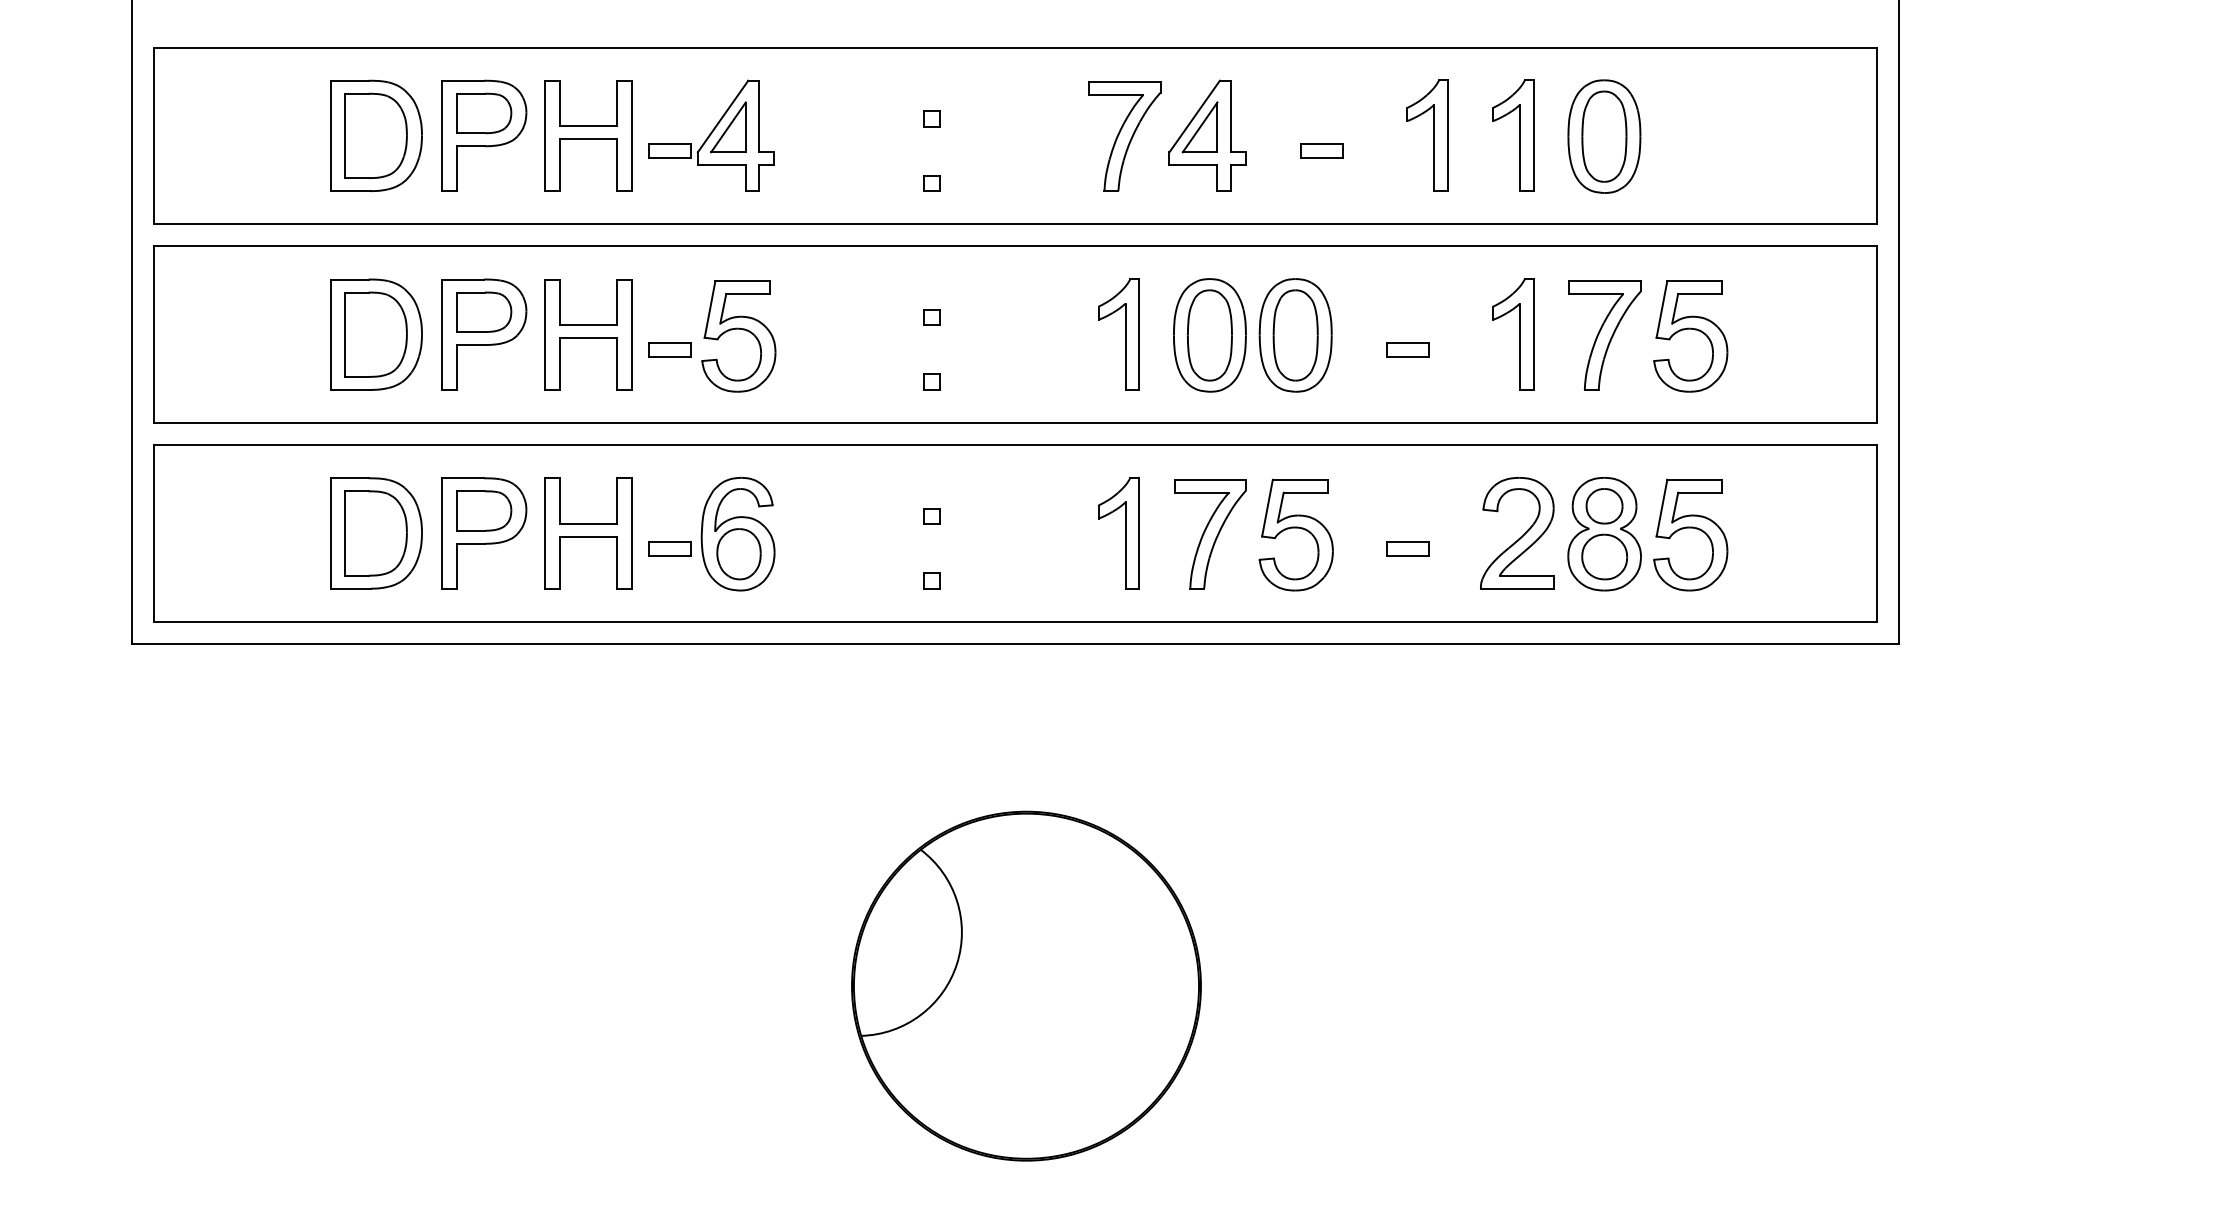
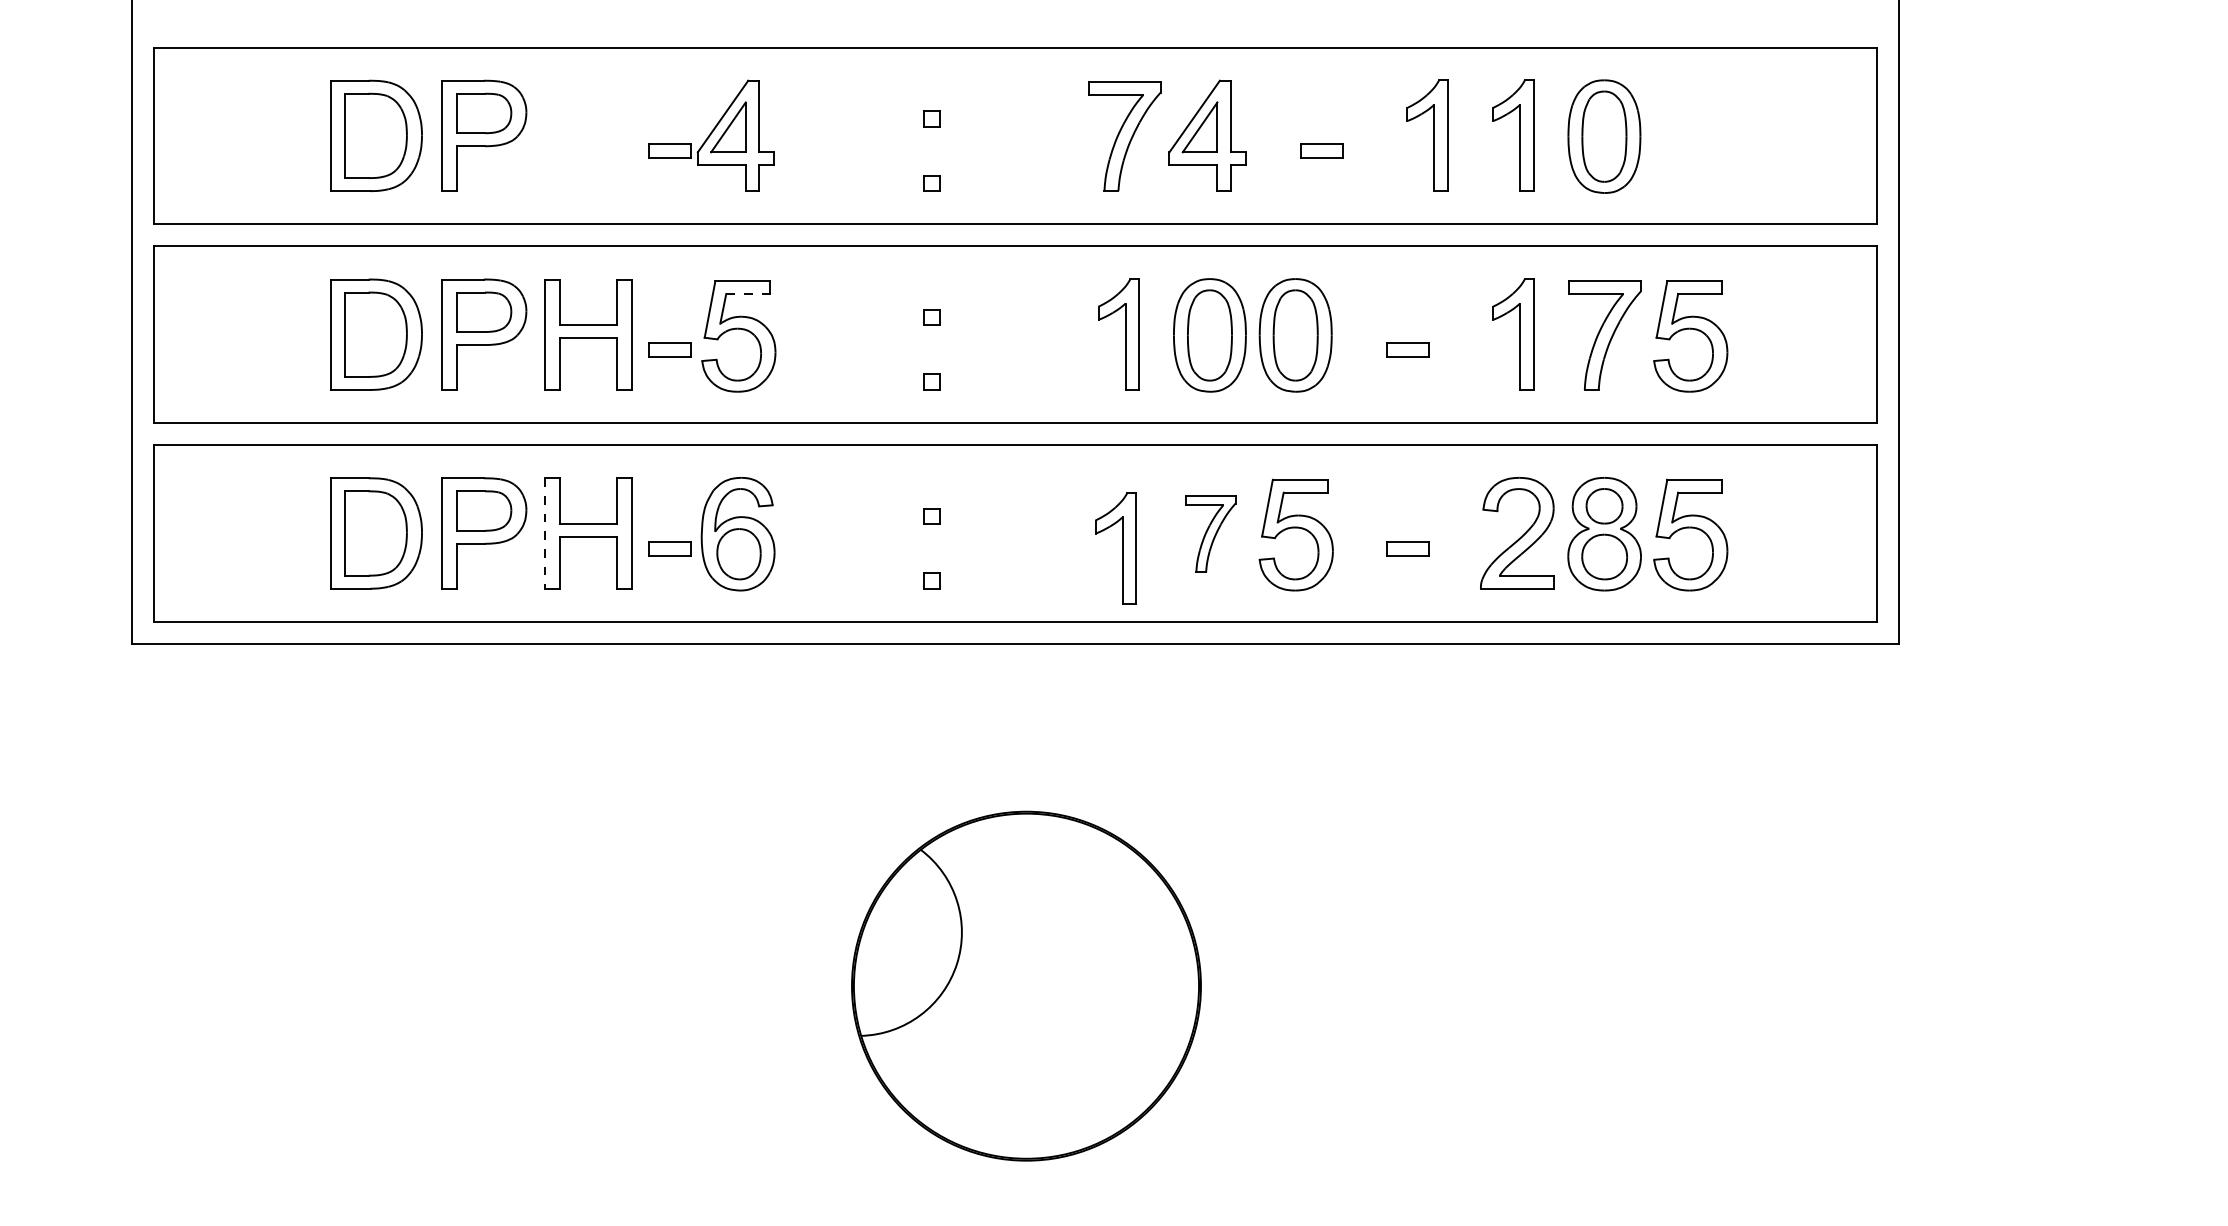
part: present -> none (588, 135)
line: solid -> dashed (748, 293)
part position: (1125, 533) -> (1122, 548) (1122, 548)
line: solid -> dashed (545, 534)
part size: 73x111 px -> 52x78 px (1210, 533)
